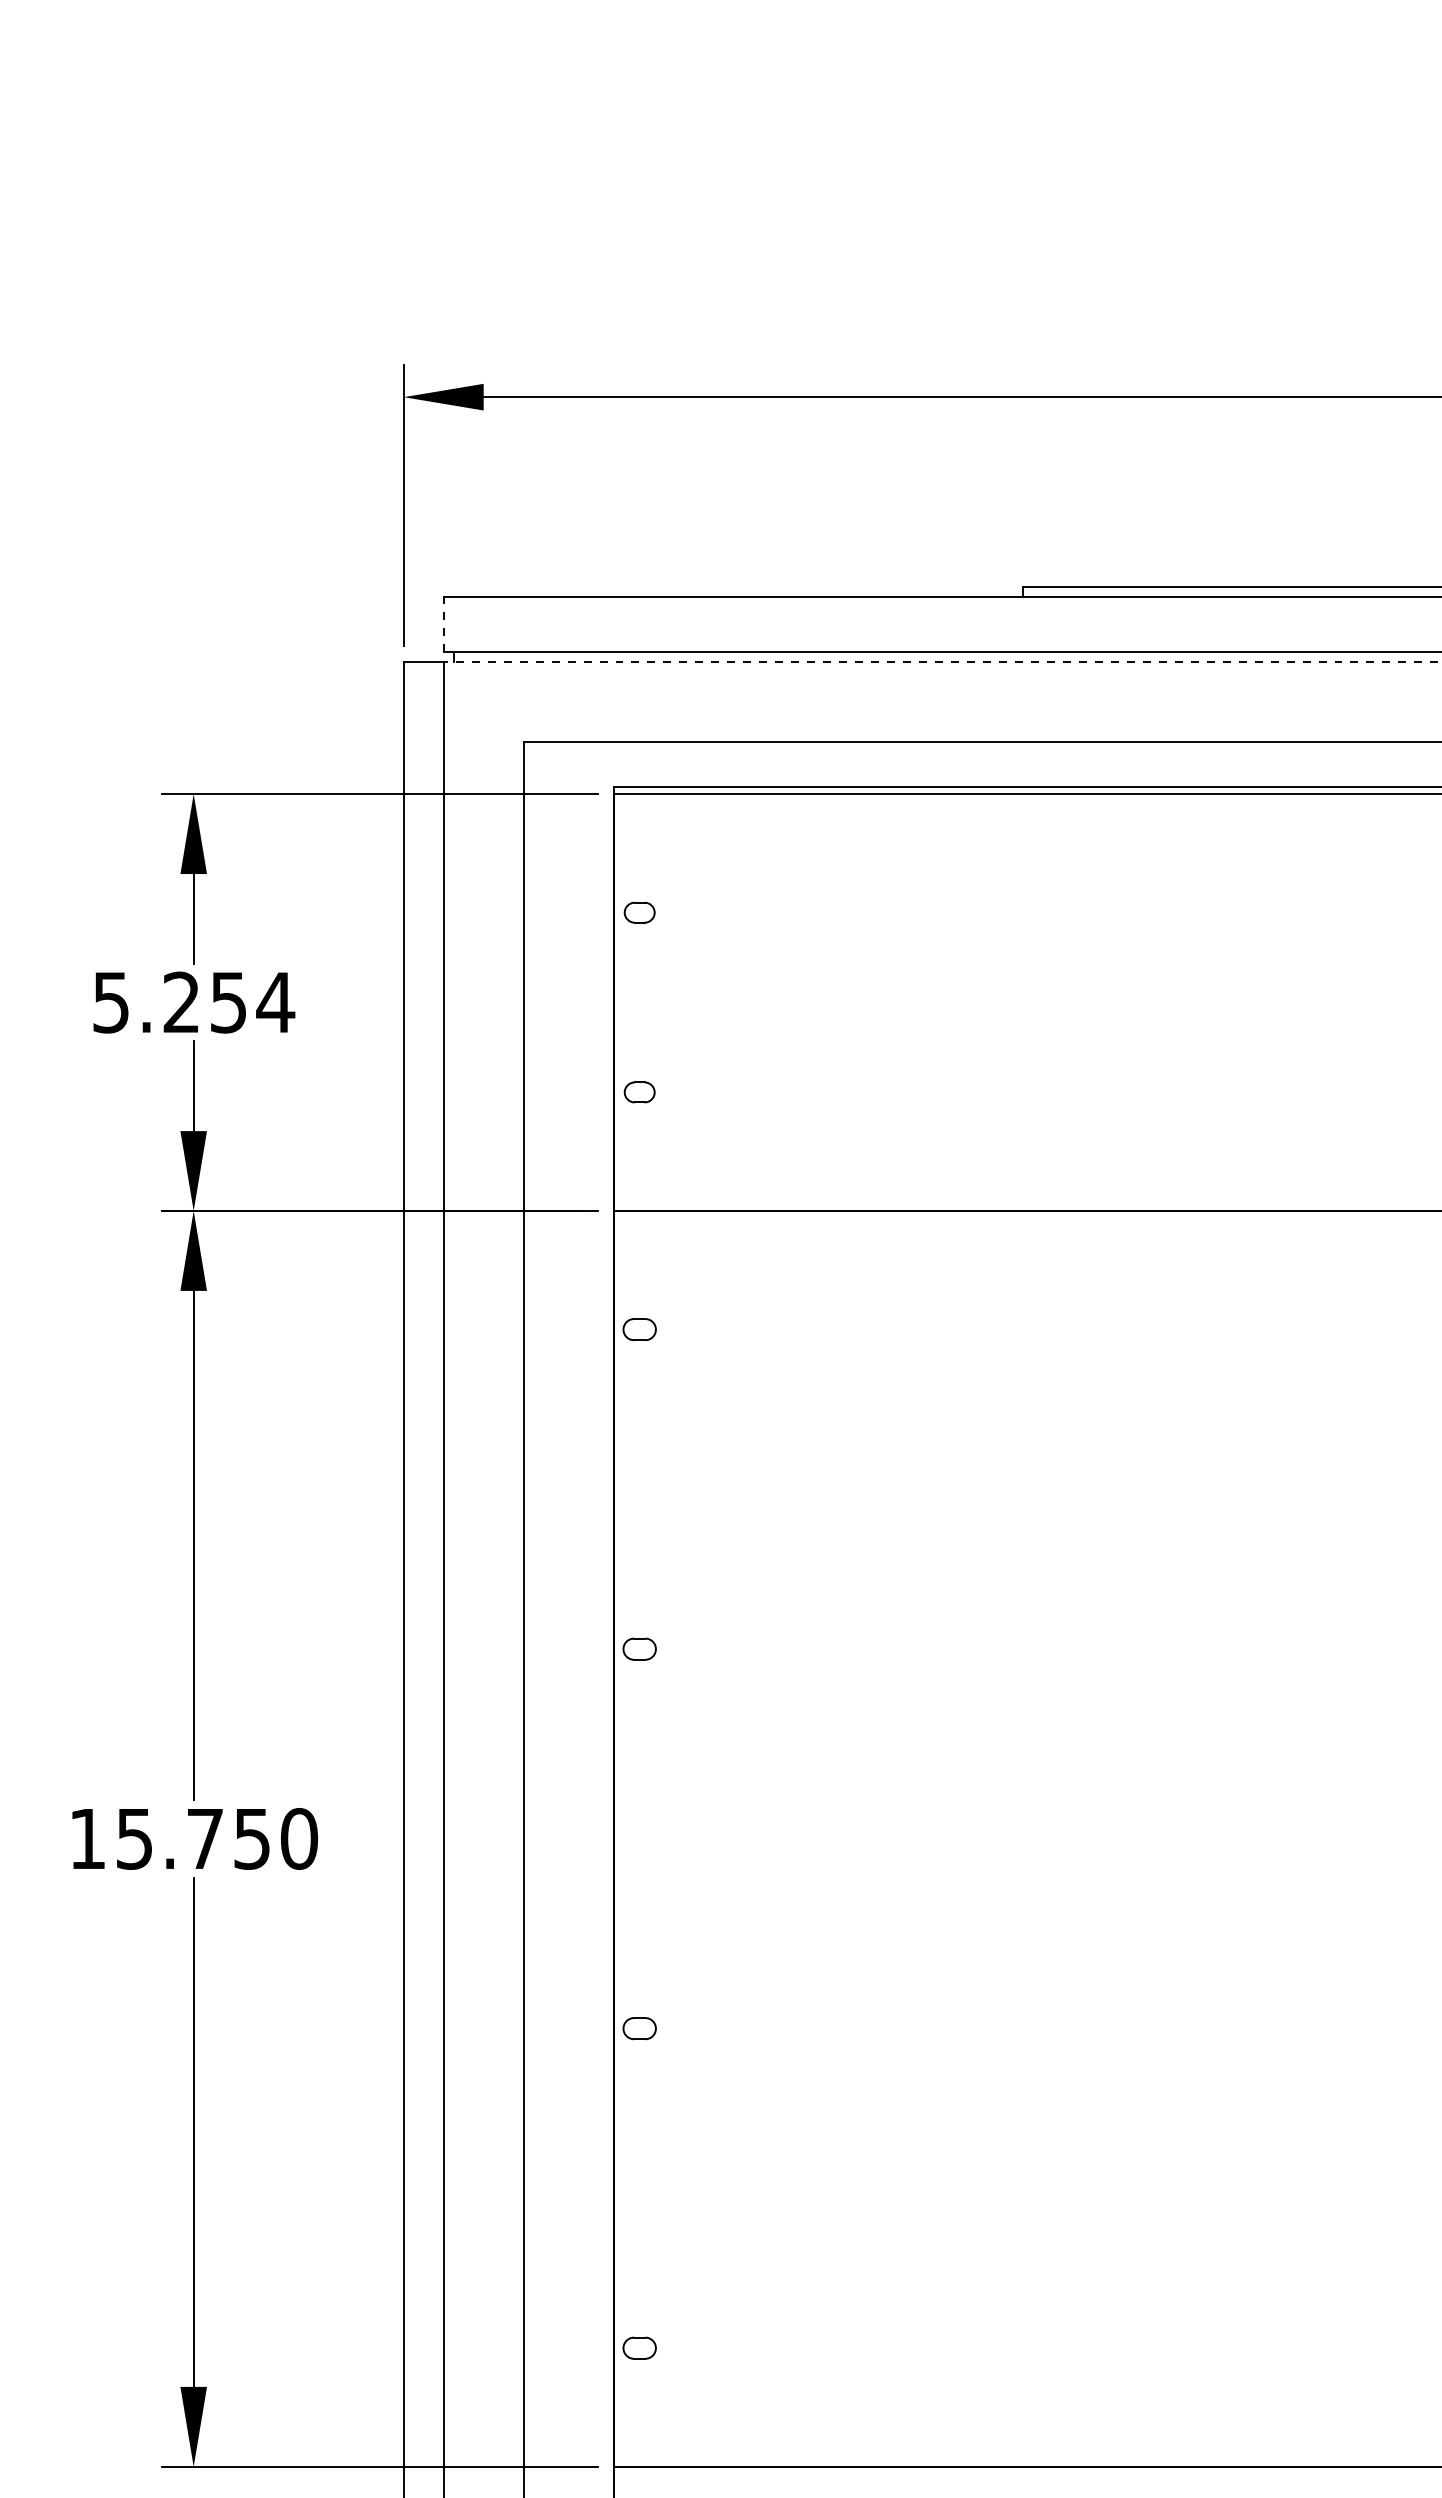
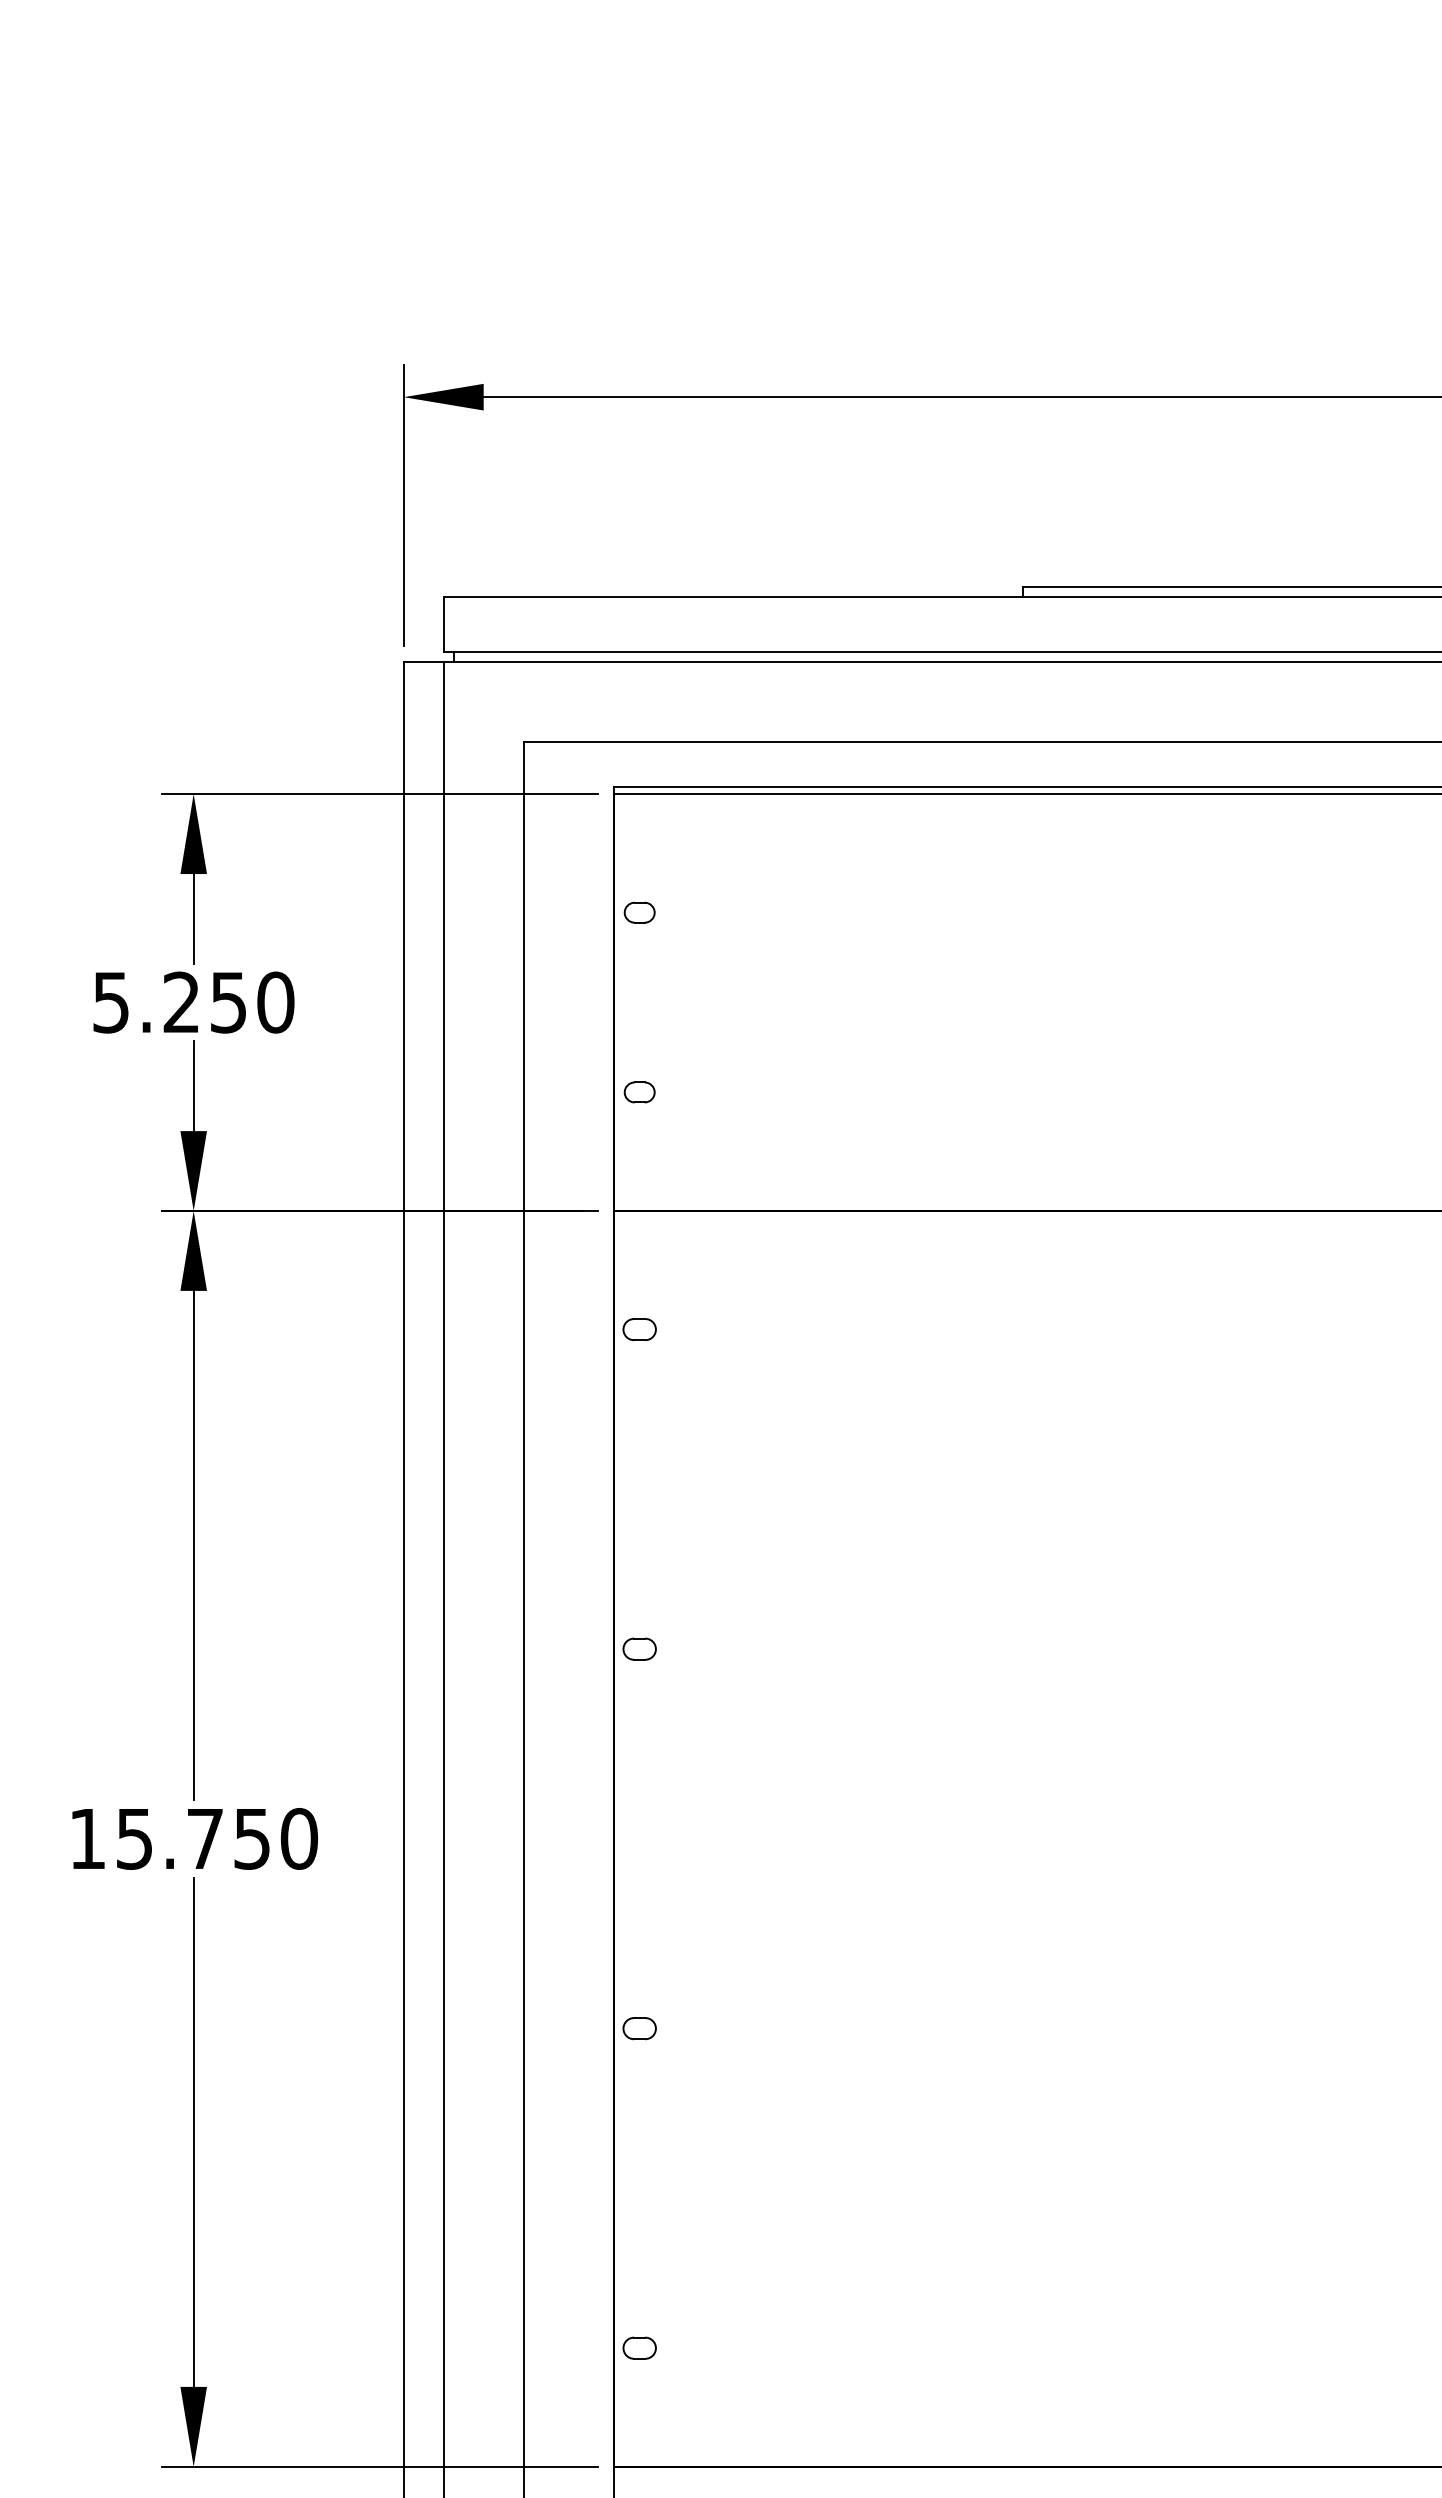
line: dashed -> solid (443, 623)
line: dashed -> solid (942, 661)
text: 5.254 -> 5.250 (275, 1002)
